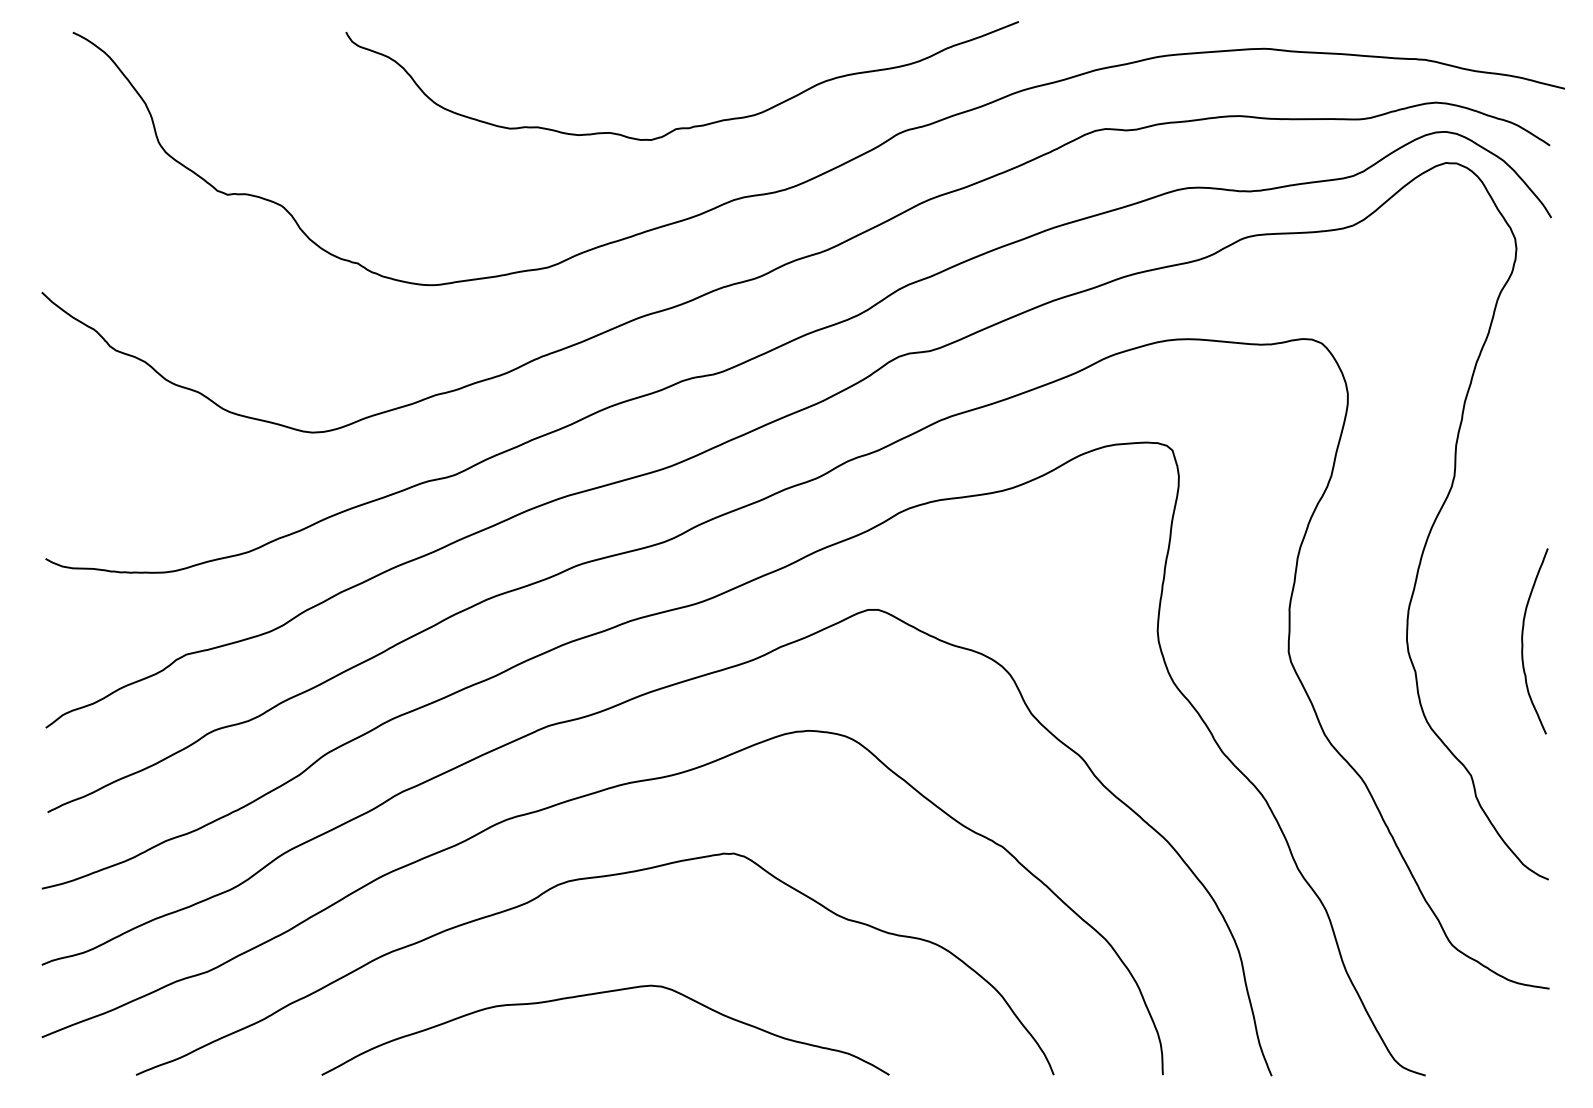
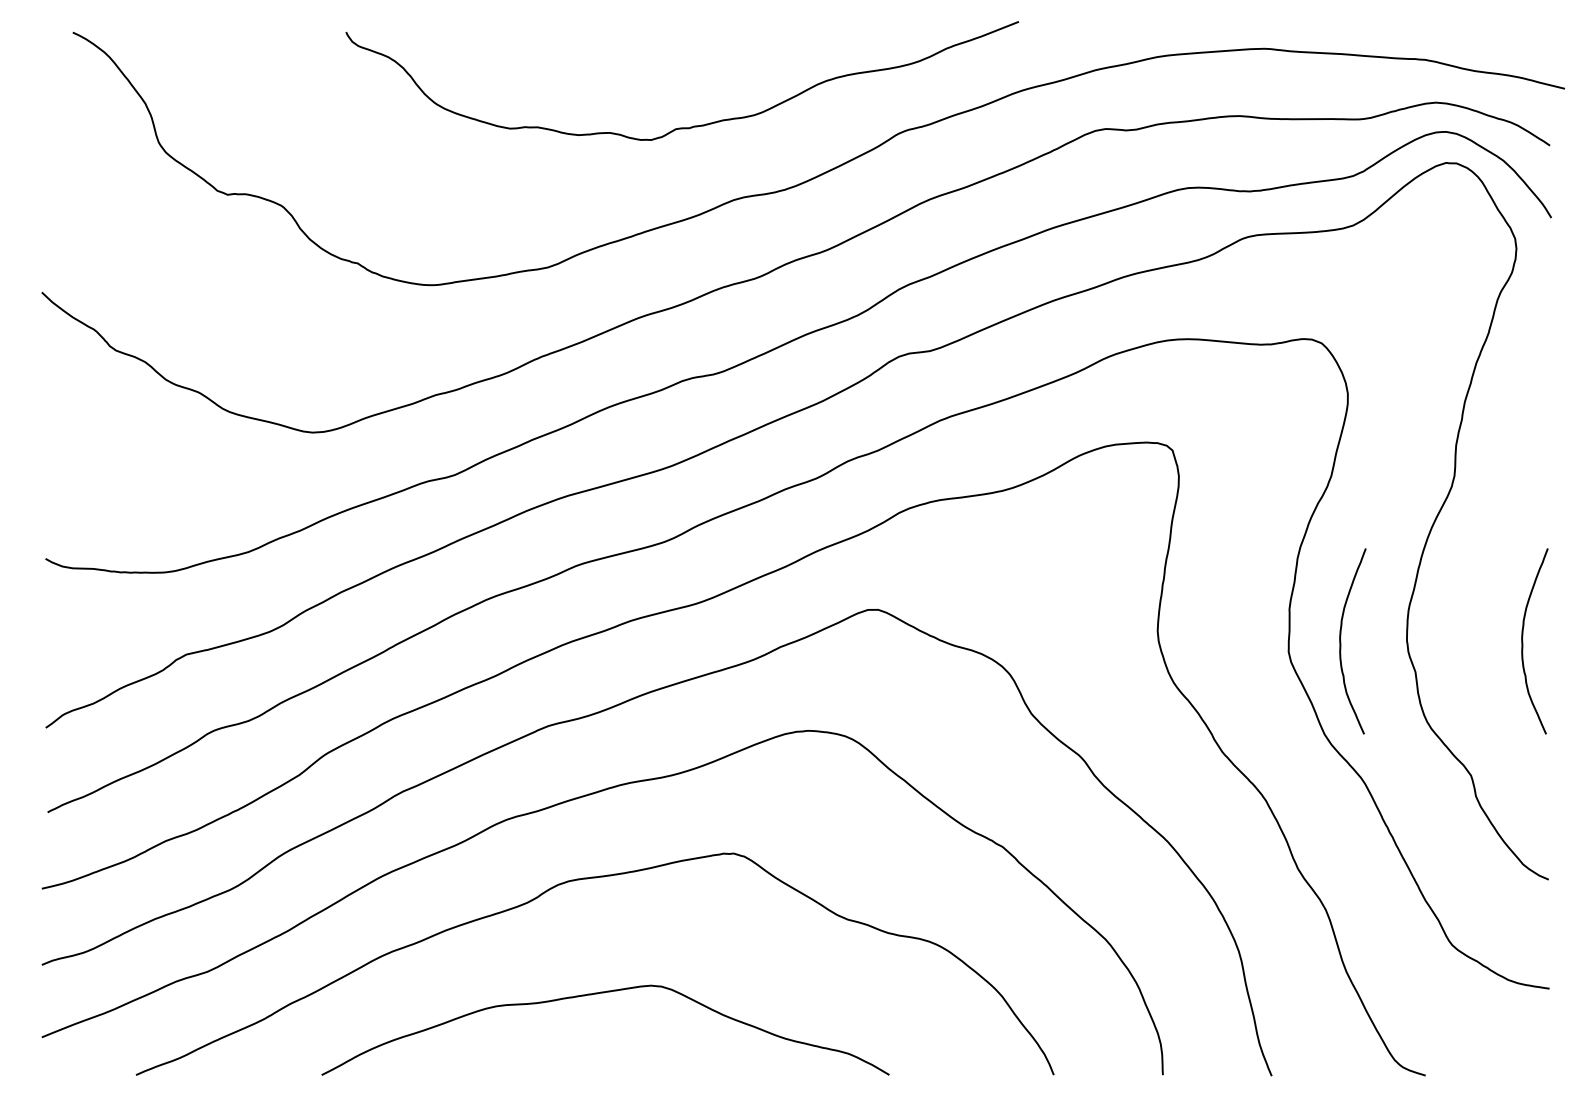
curve: none -> present (1341, 641)
